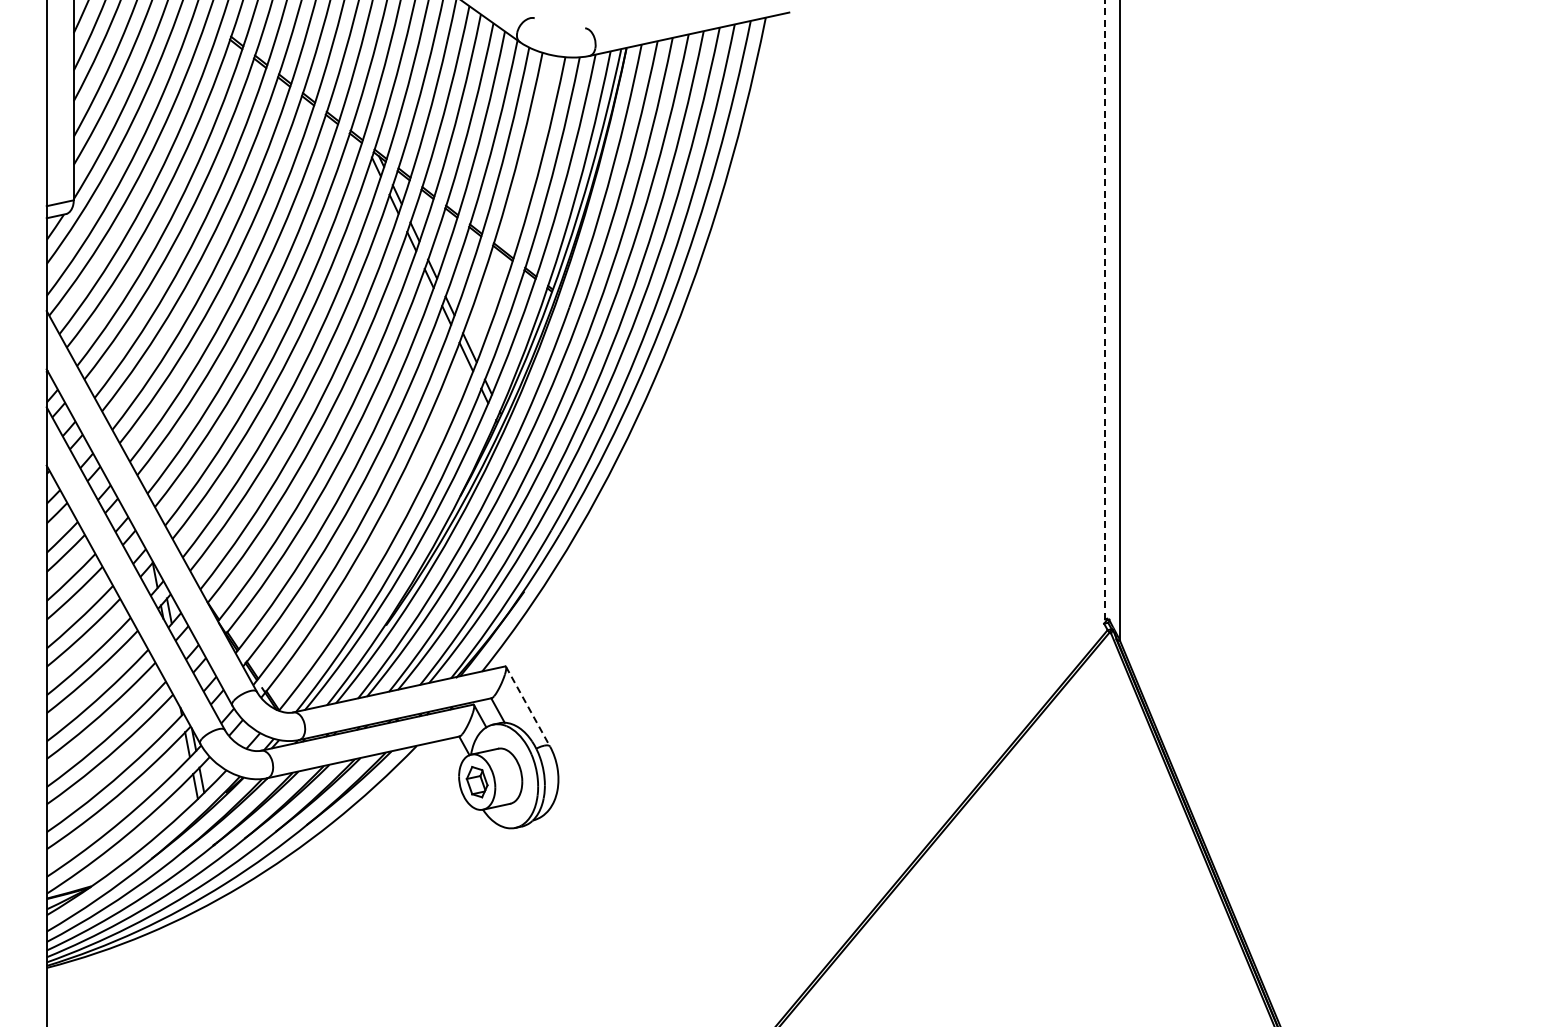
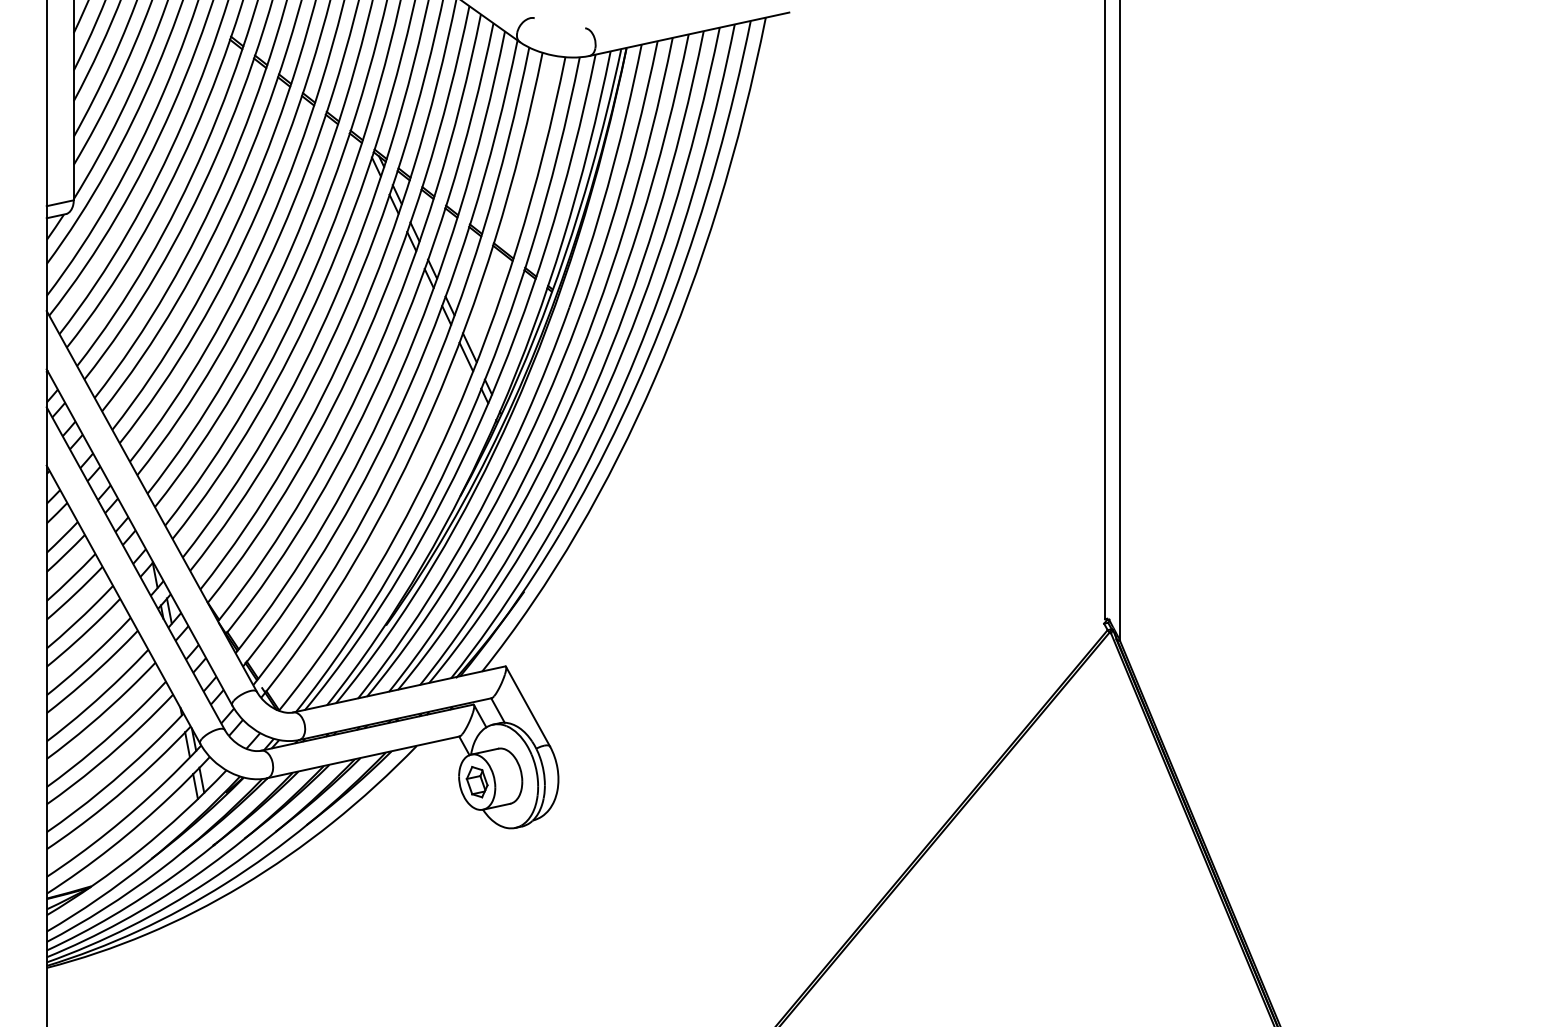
line: dashed -> solid (1105, 310)
line: dashed -> solid (528, 706)
